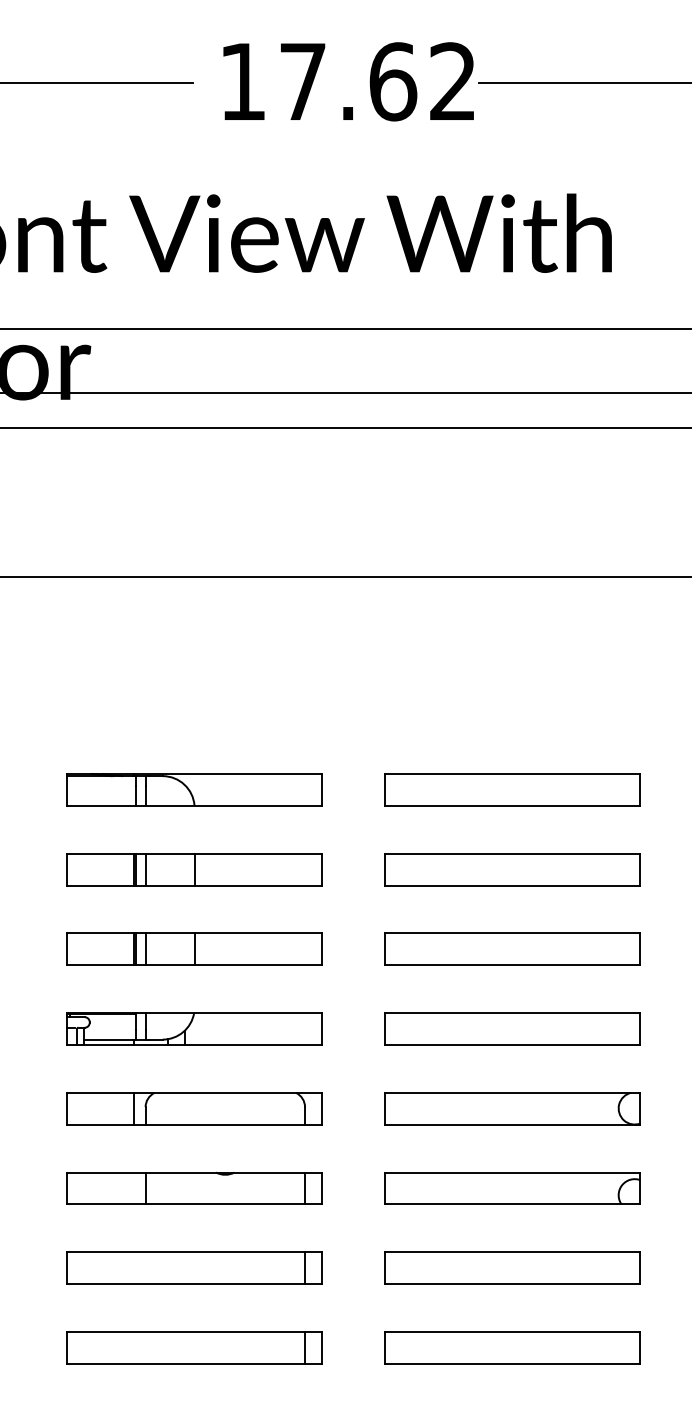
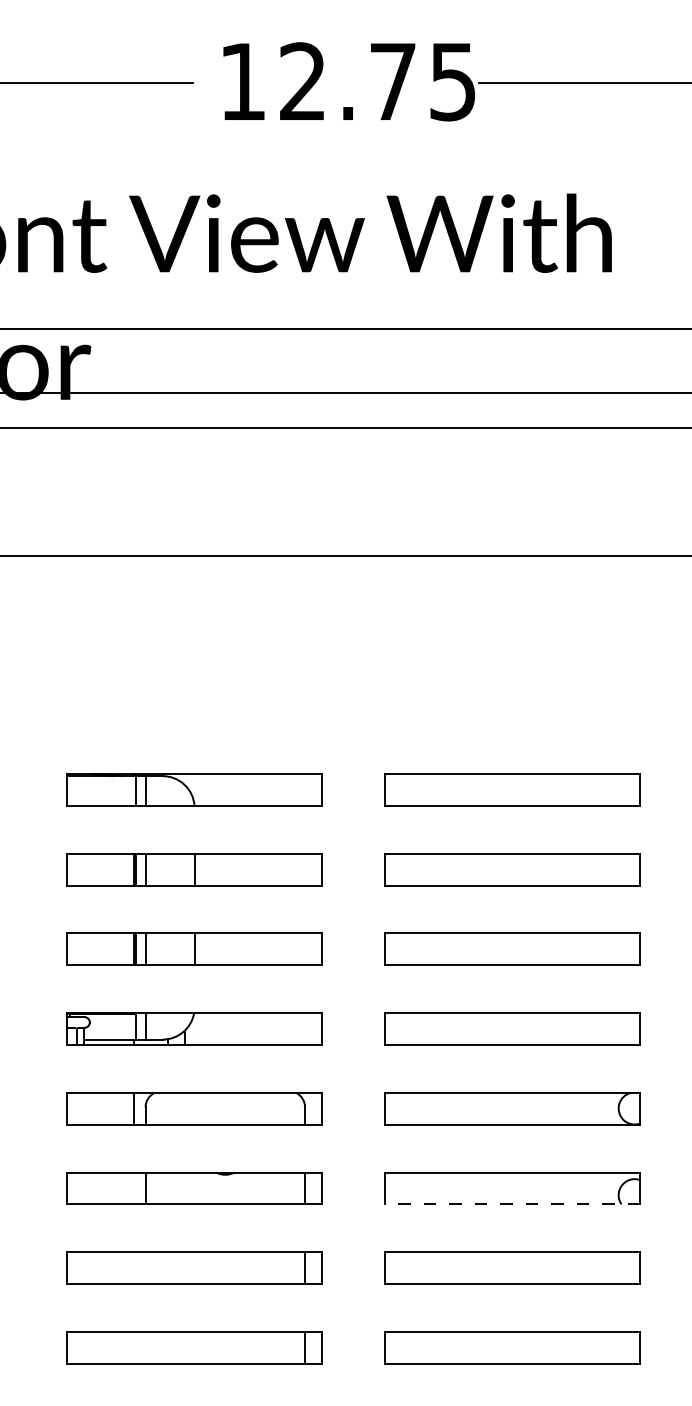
text: 17.62 -> 12.75 (377, 81)
line position: (345, 576) -> (345, 555) (345, 555)
line: solid -> dashed (512, 1204)
